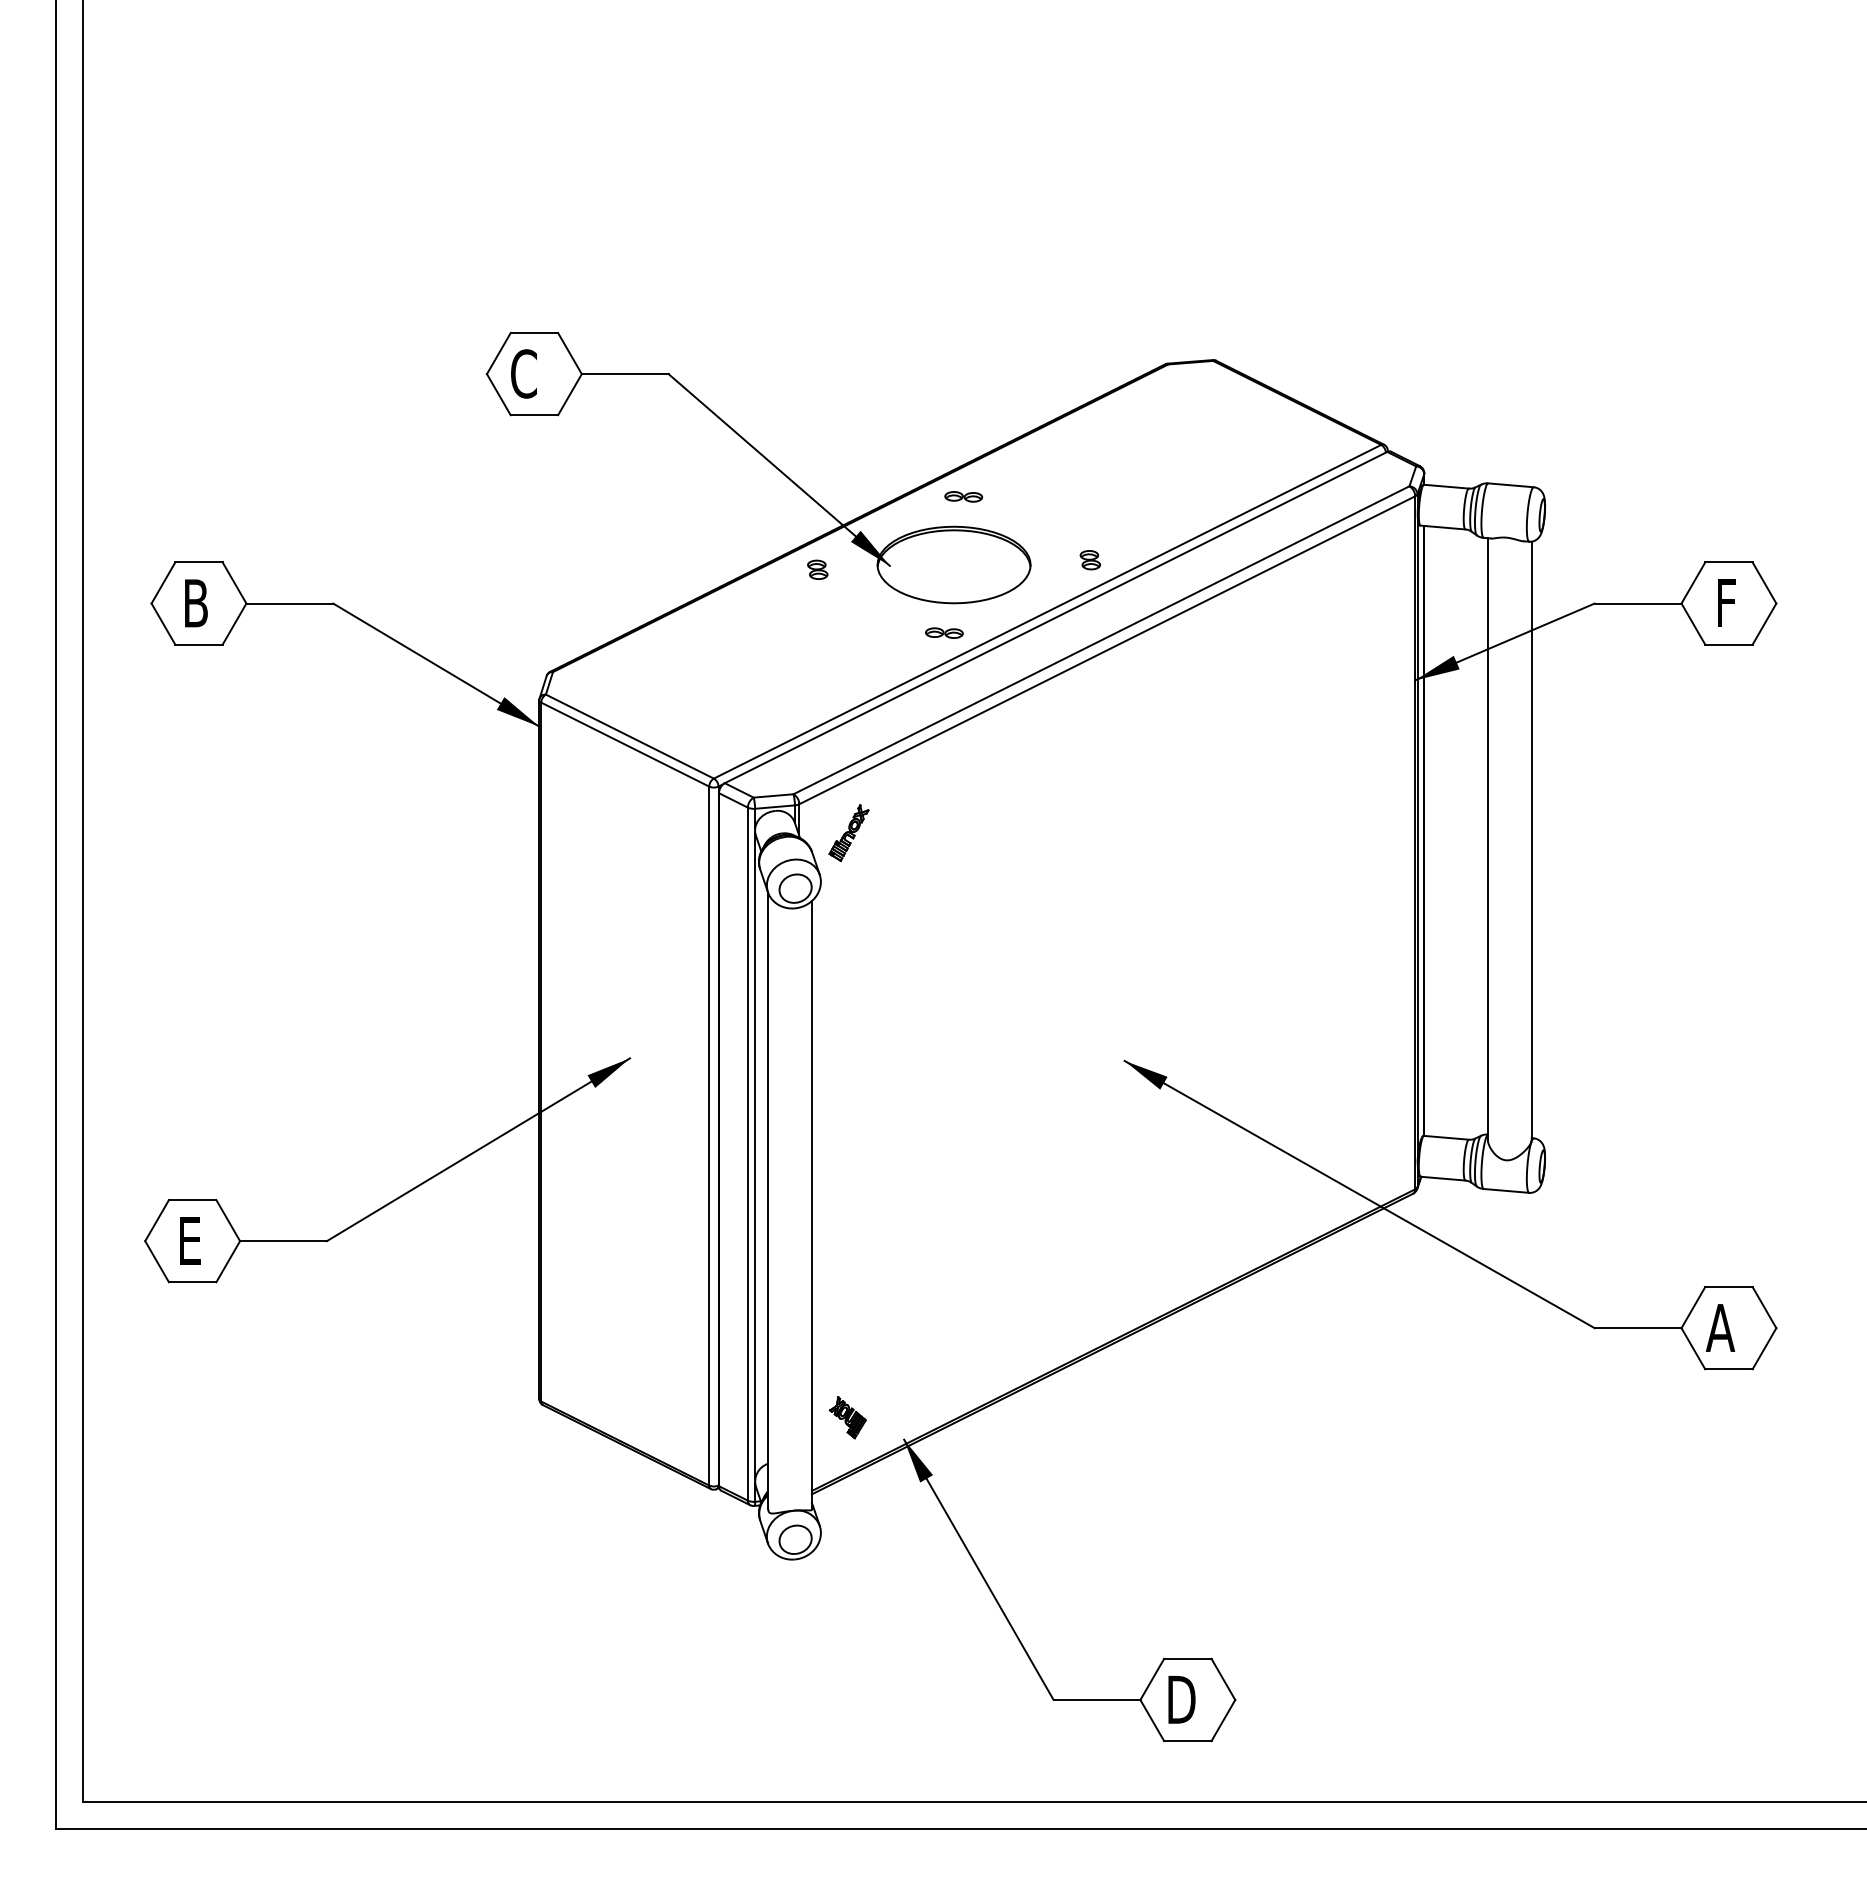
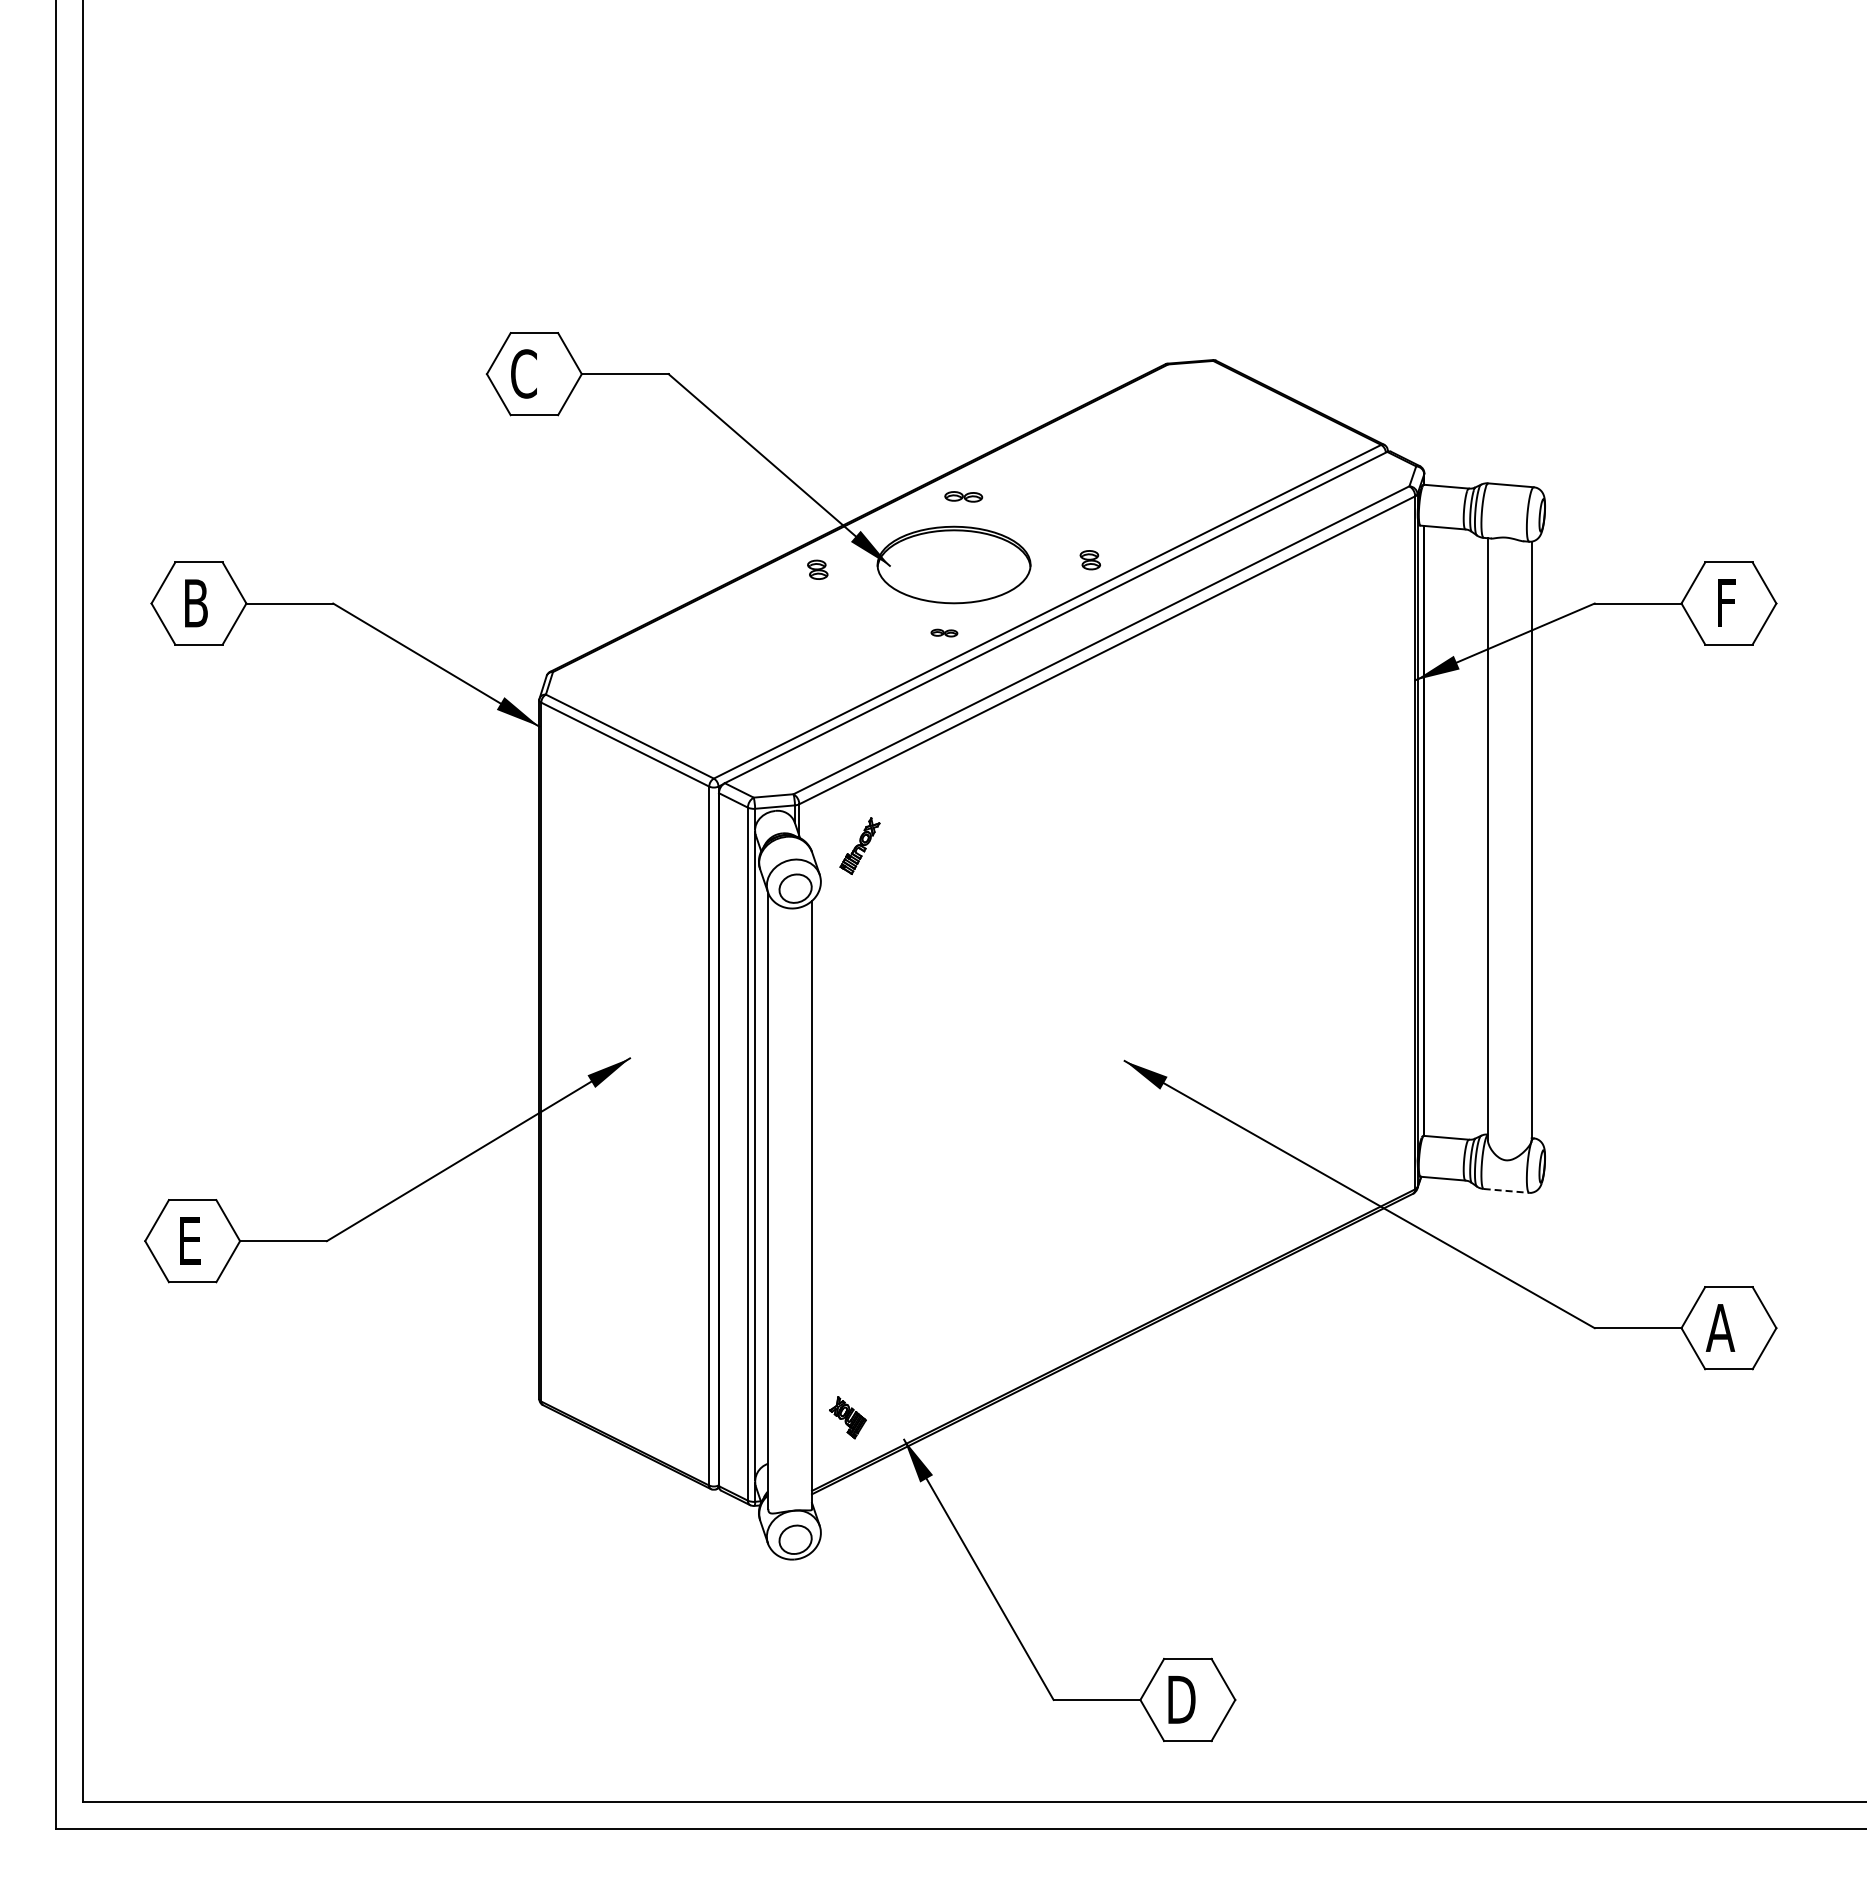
part size: 39x12 px -> 29x10 px (944, 632)
part position: (848, 832) -> (859, 845) (859, 845)
line: solid -> dashed (1506, 1190)
